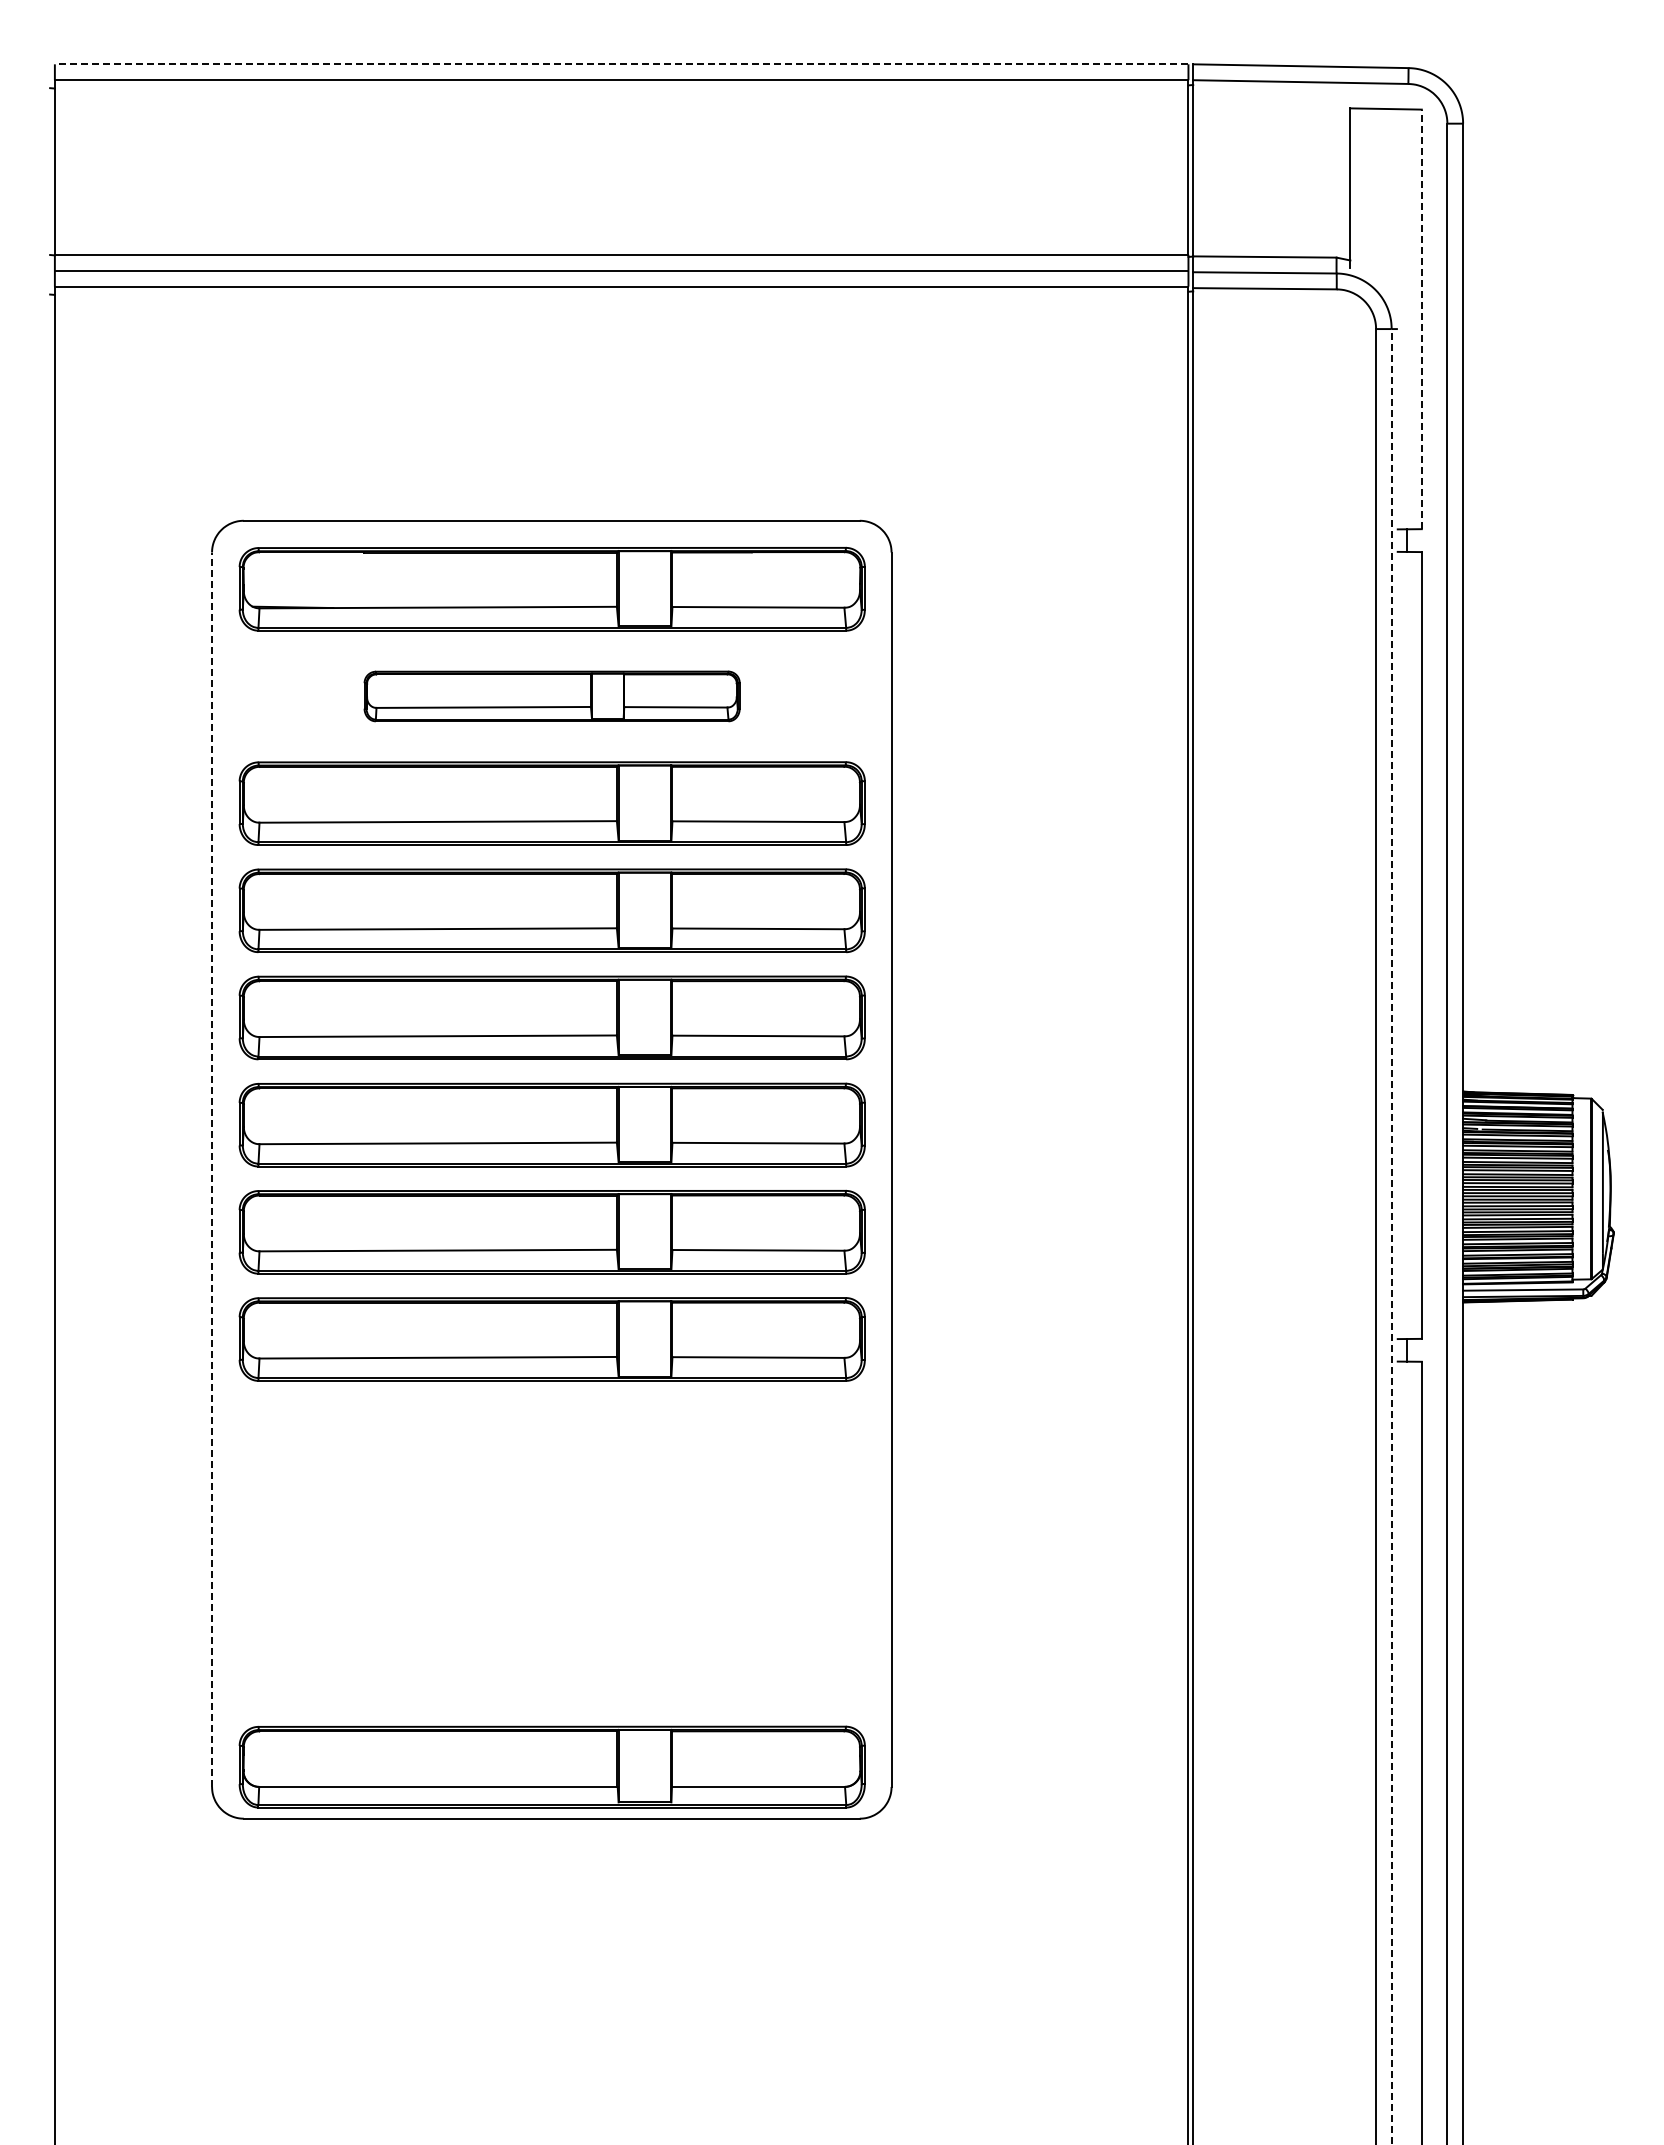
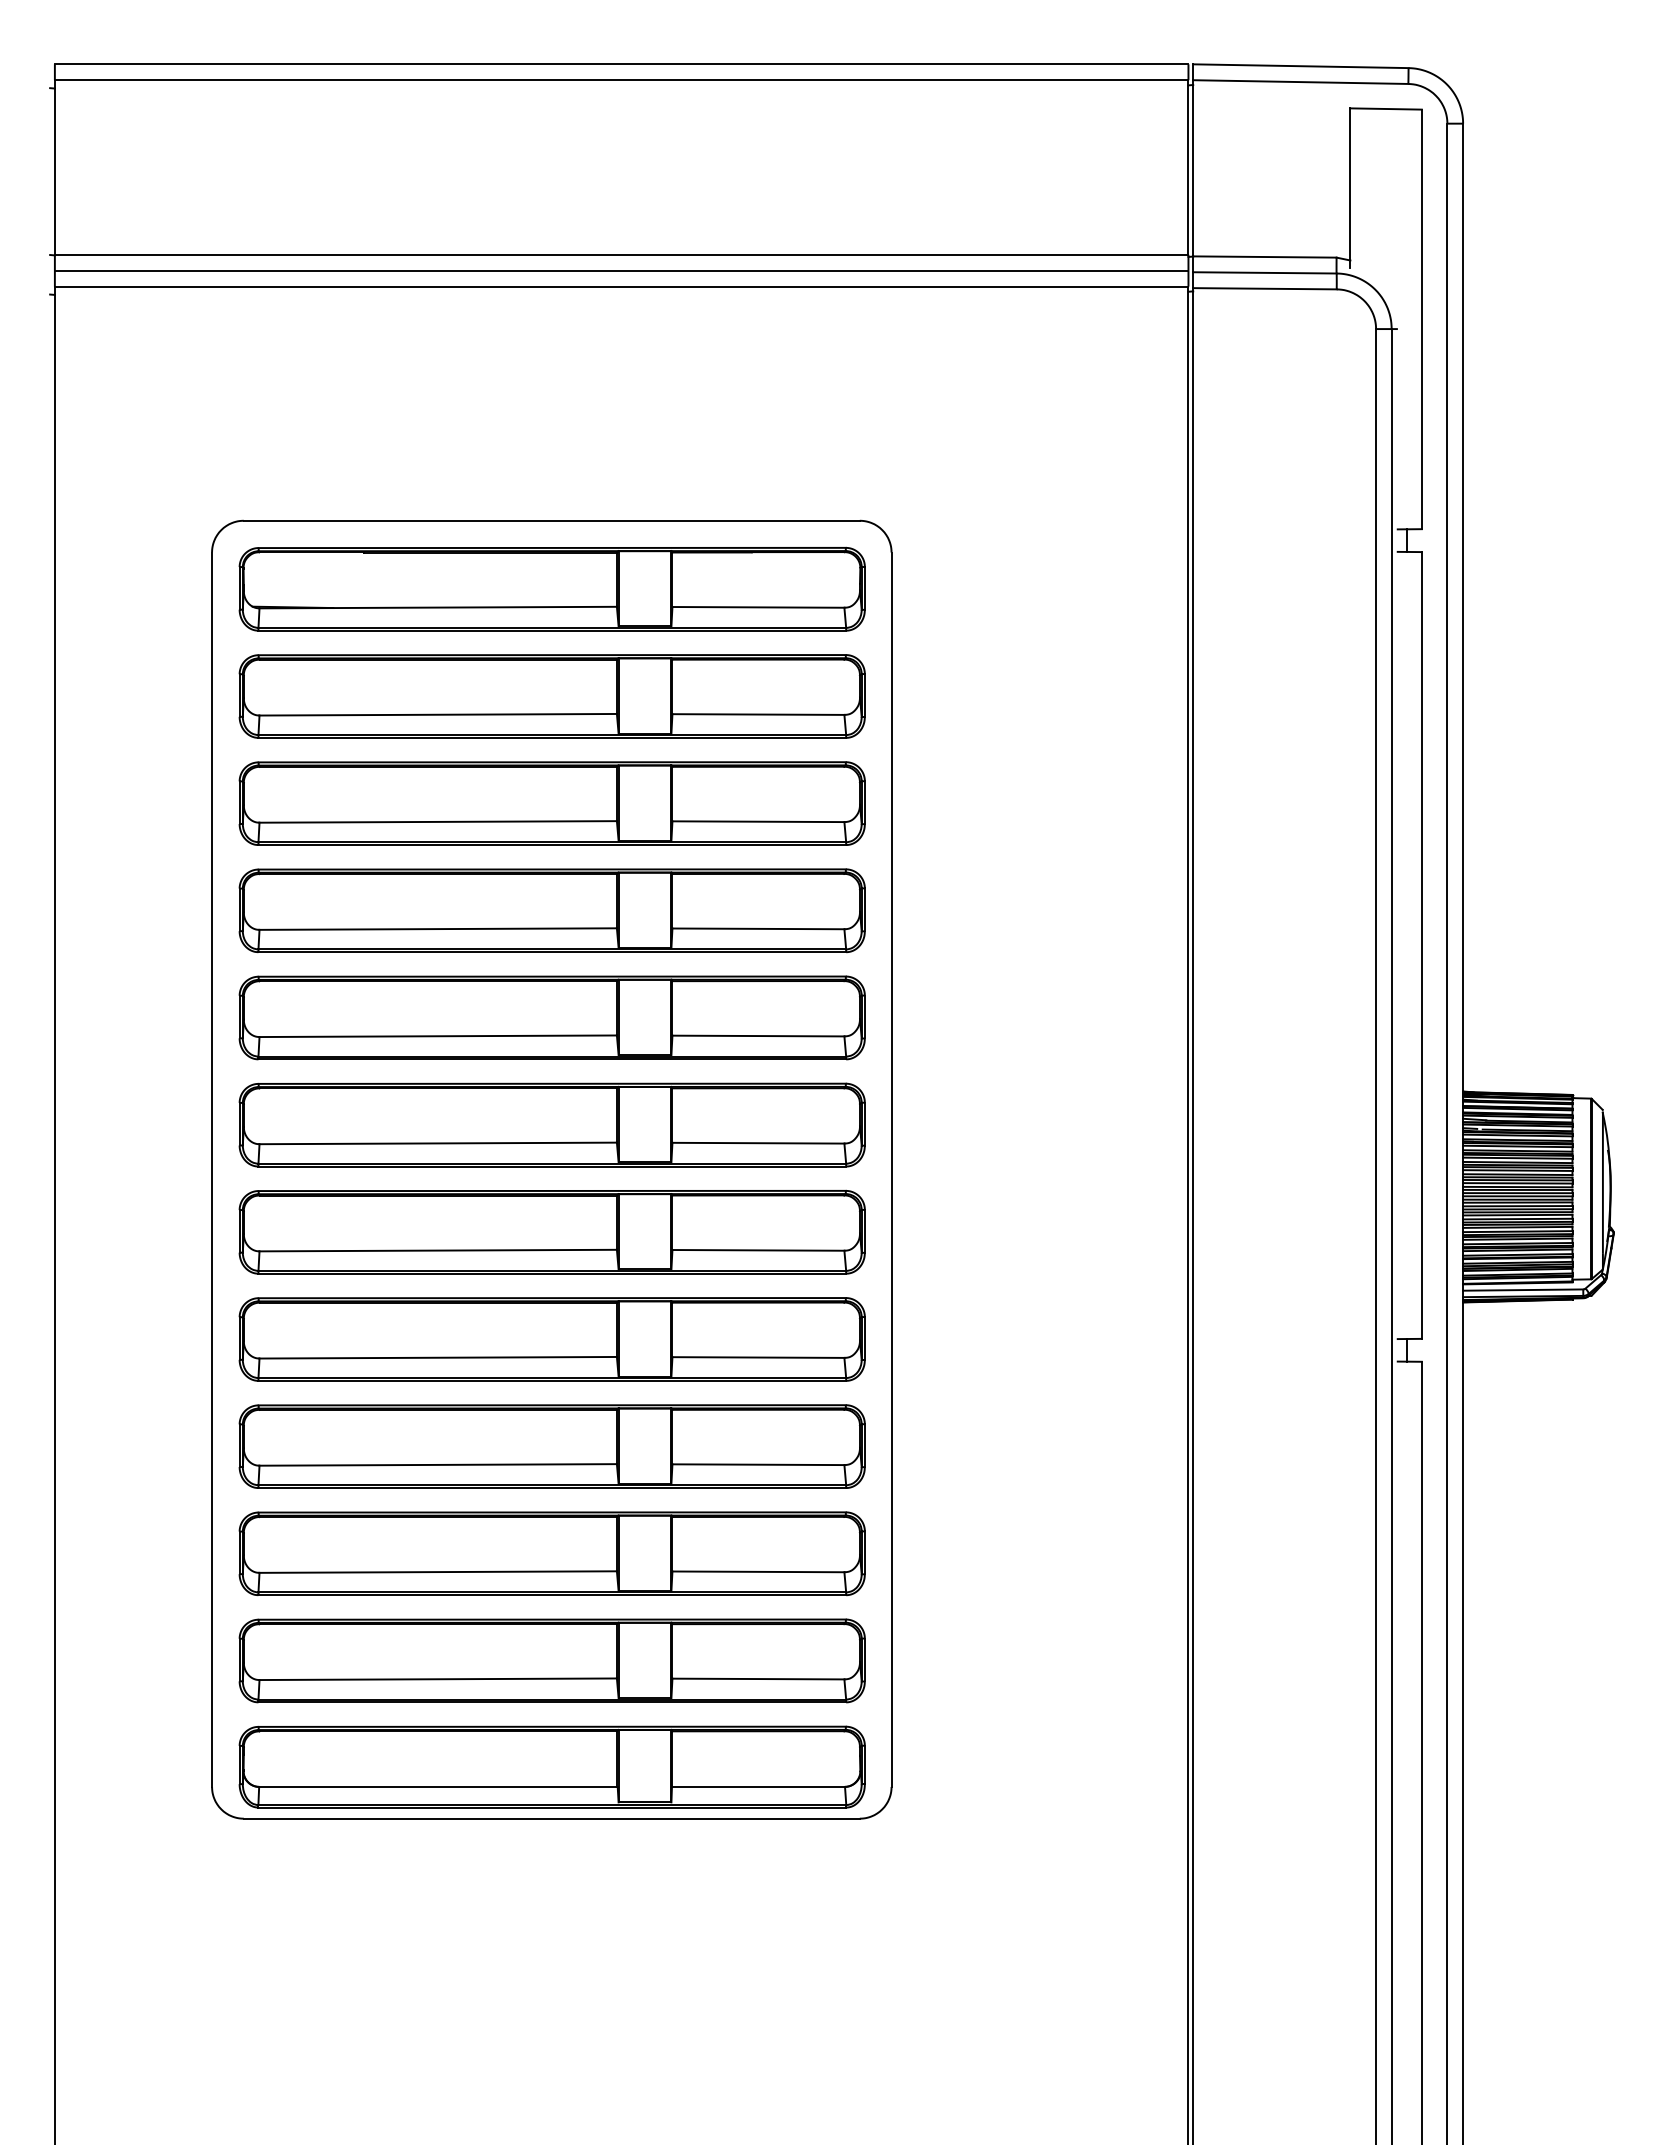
line: dashed -> solid (621, 64)
line: dashed -> solid (1421, 319)
part size: 378x53 px -> 628x85 px (551, 696)
line: dashed -> solid (212, 1169)
line: dashed -> solid (1391, 1236)
part: none -> present (551, 1446)
part: none -> present (551, 1553)
part: none -> present (551, 1660)
